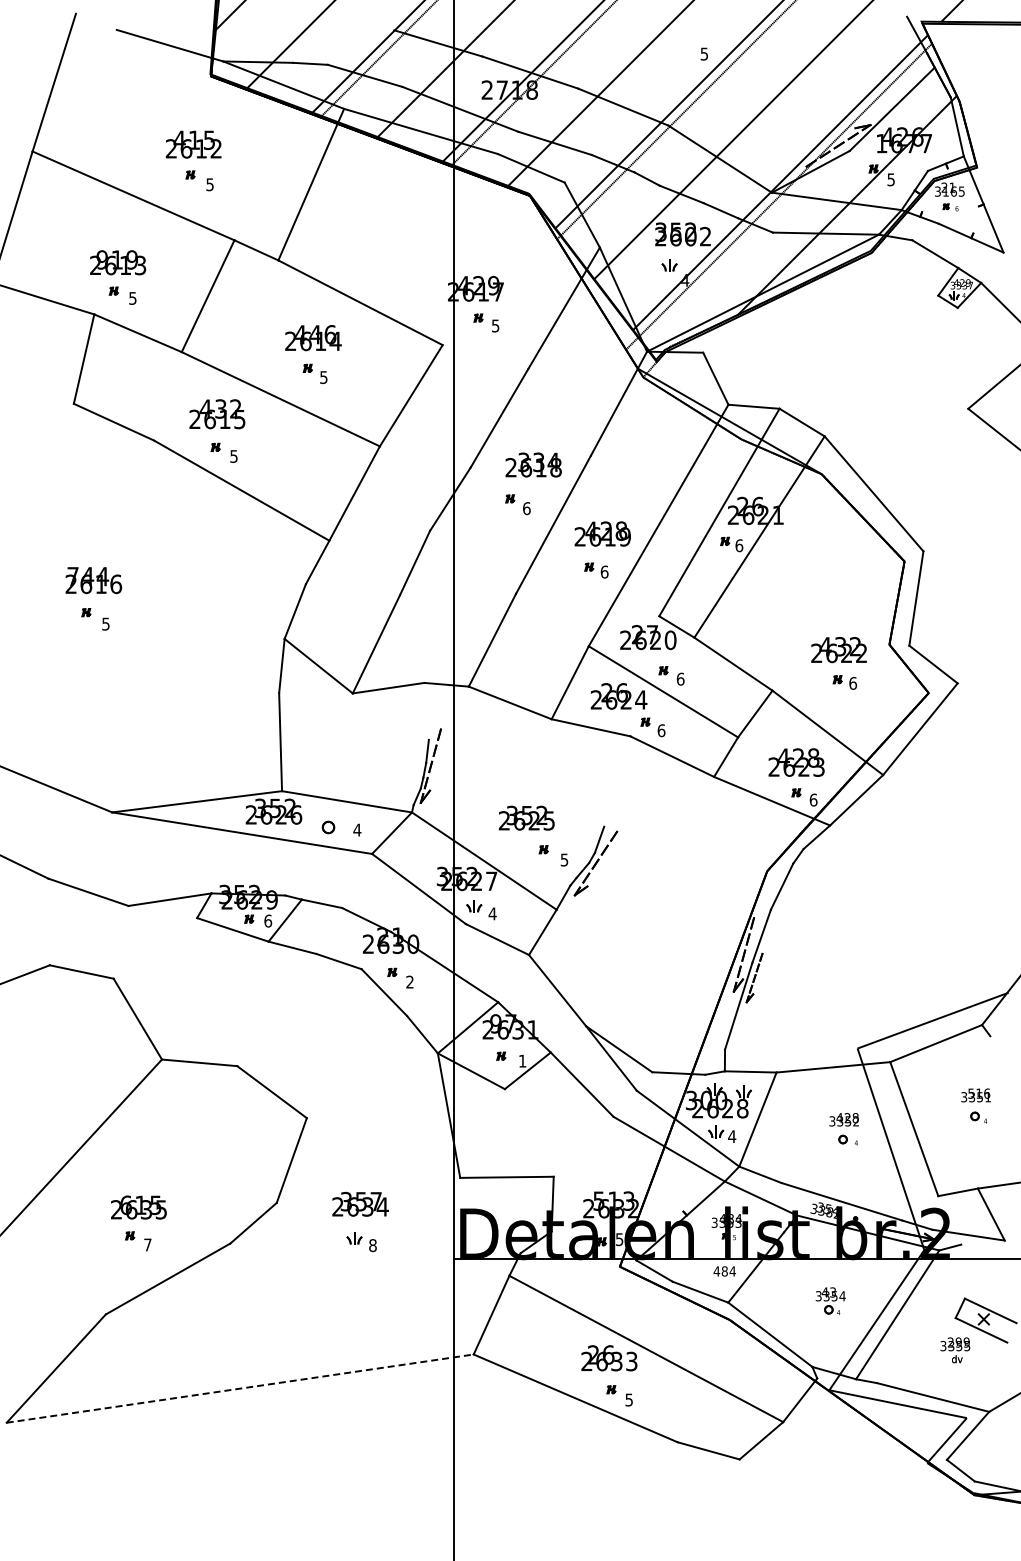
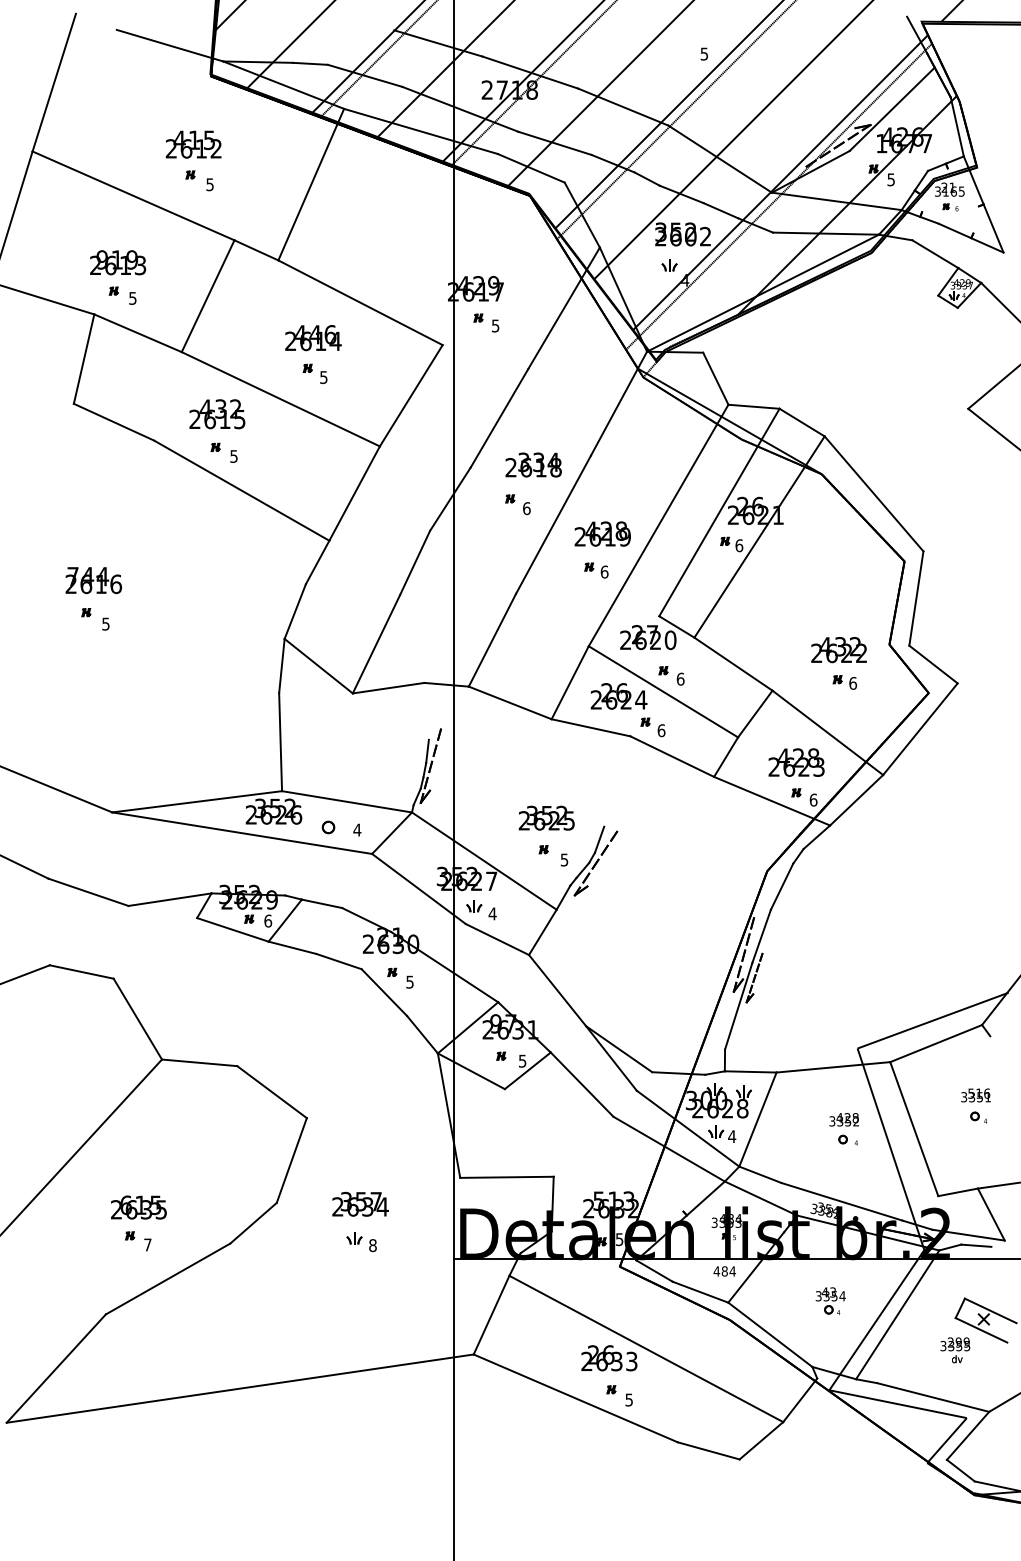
text position: (526, 817) -> (546, 817) (546, 817)
text: 2 -> 5 (409, 981)
text: 1 -> 5 (522, 1060)
line: none -> present (976, 1245)
line: dashed -> solid (240, 1388)
